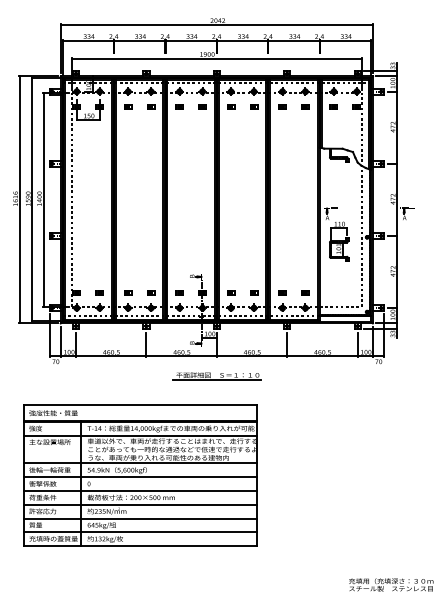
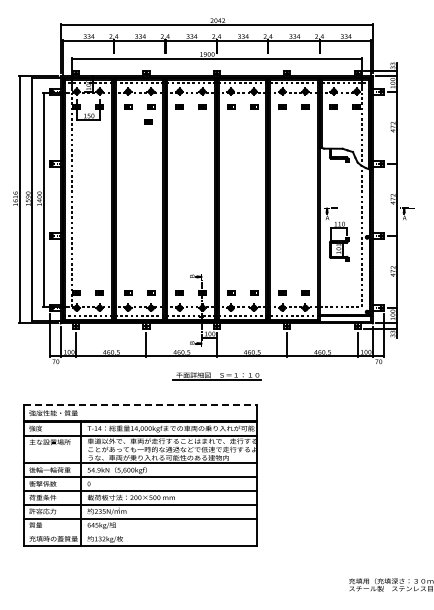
part: none -> present (148, 121)
line: solid -> dashed (141, 405)
line: present -> none (140, 532)
